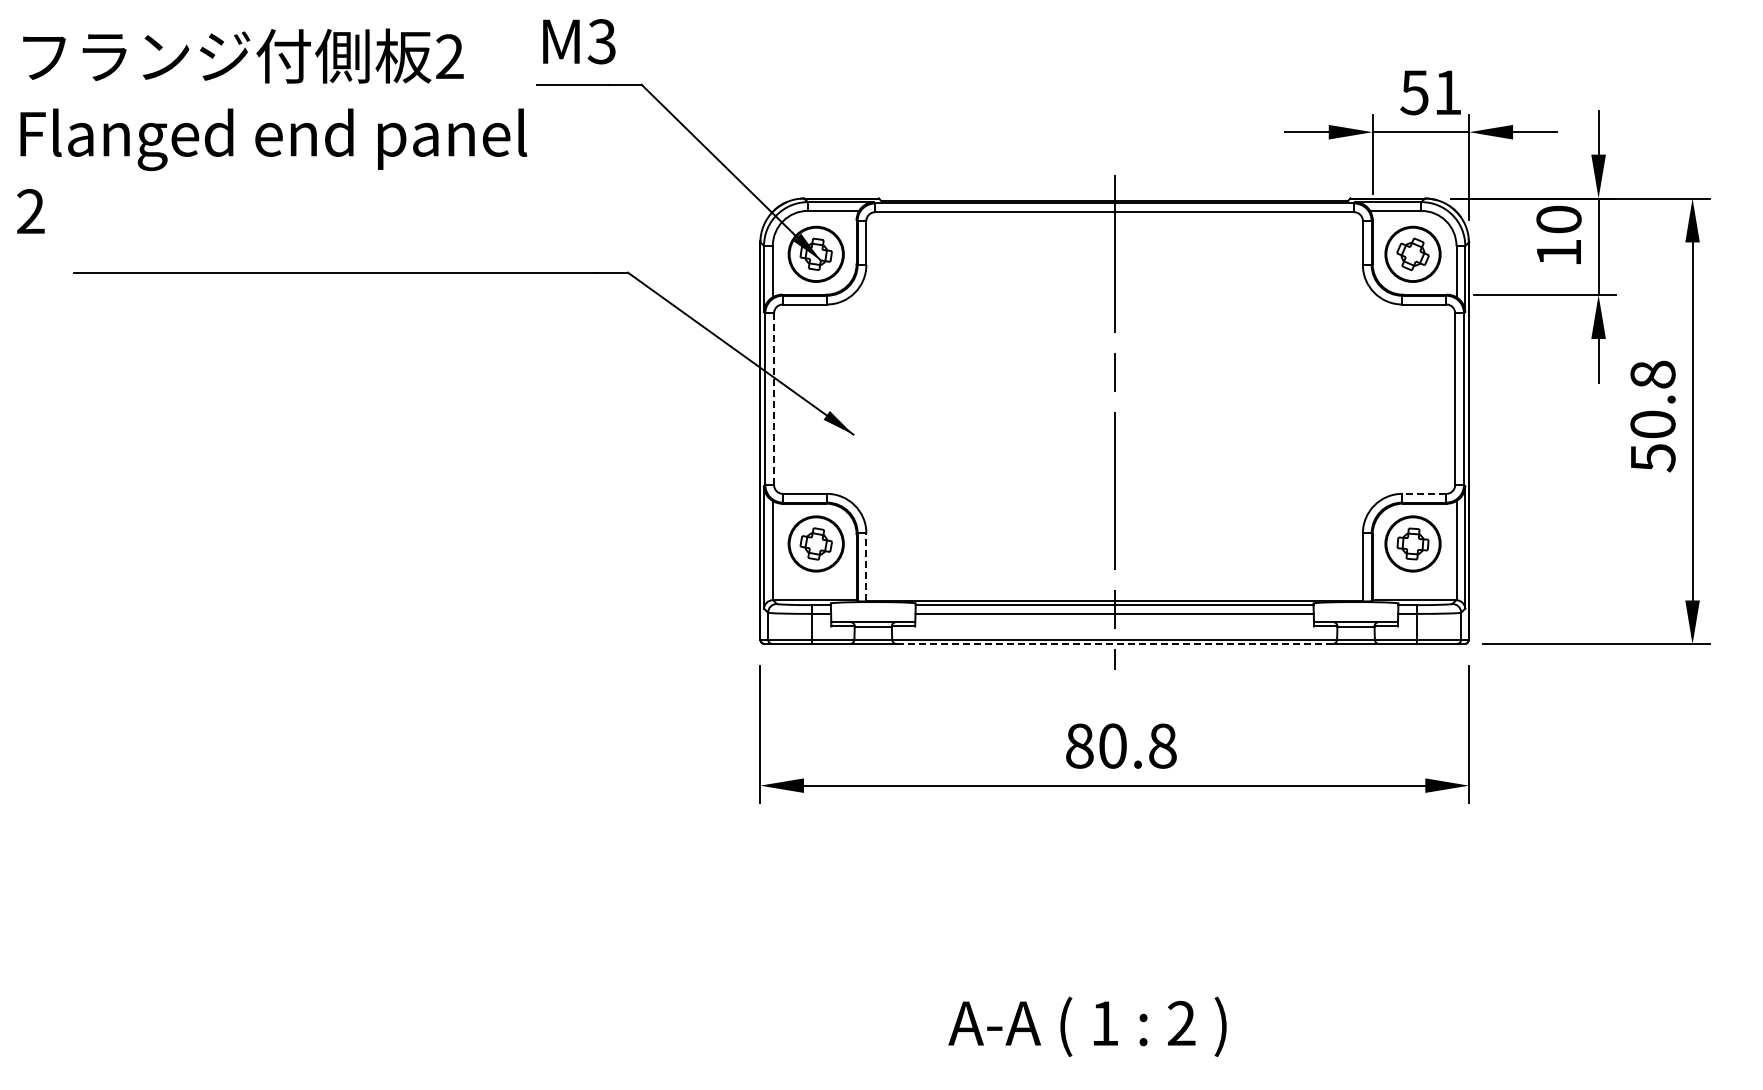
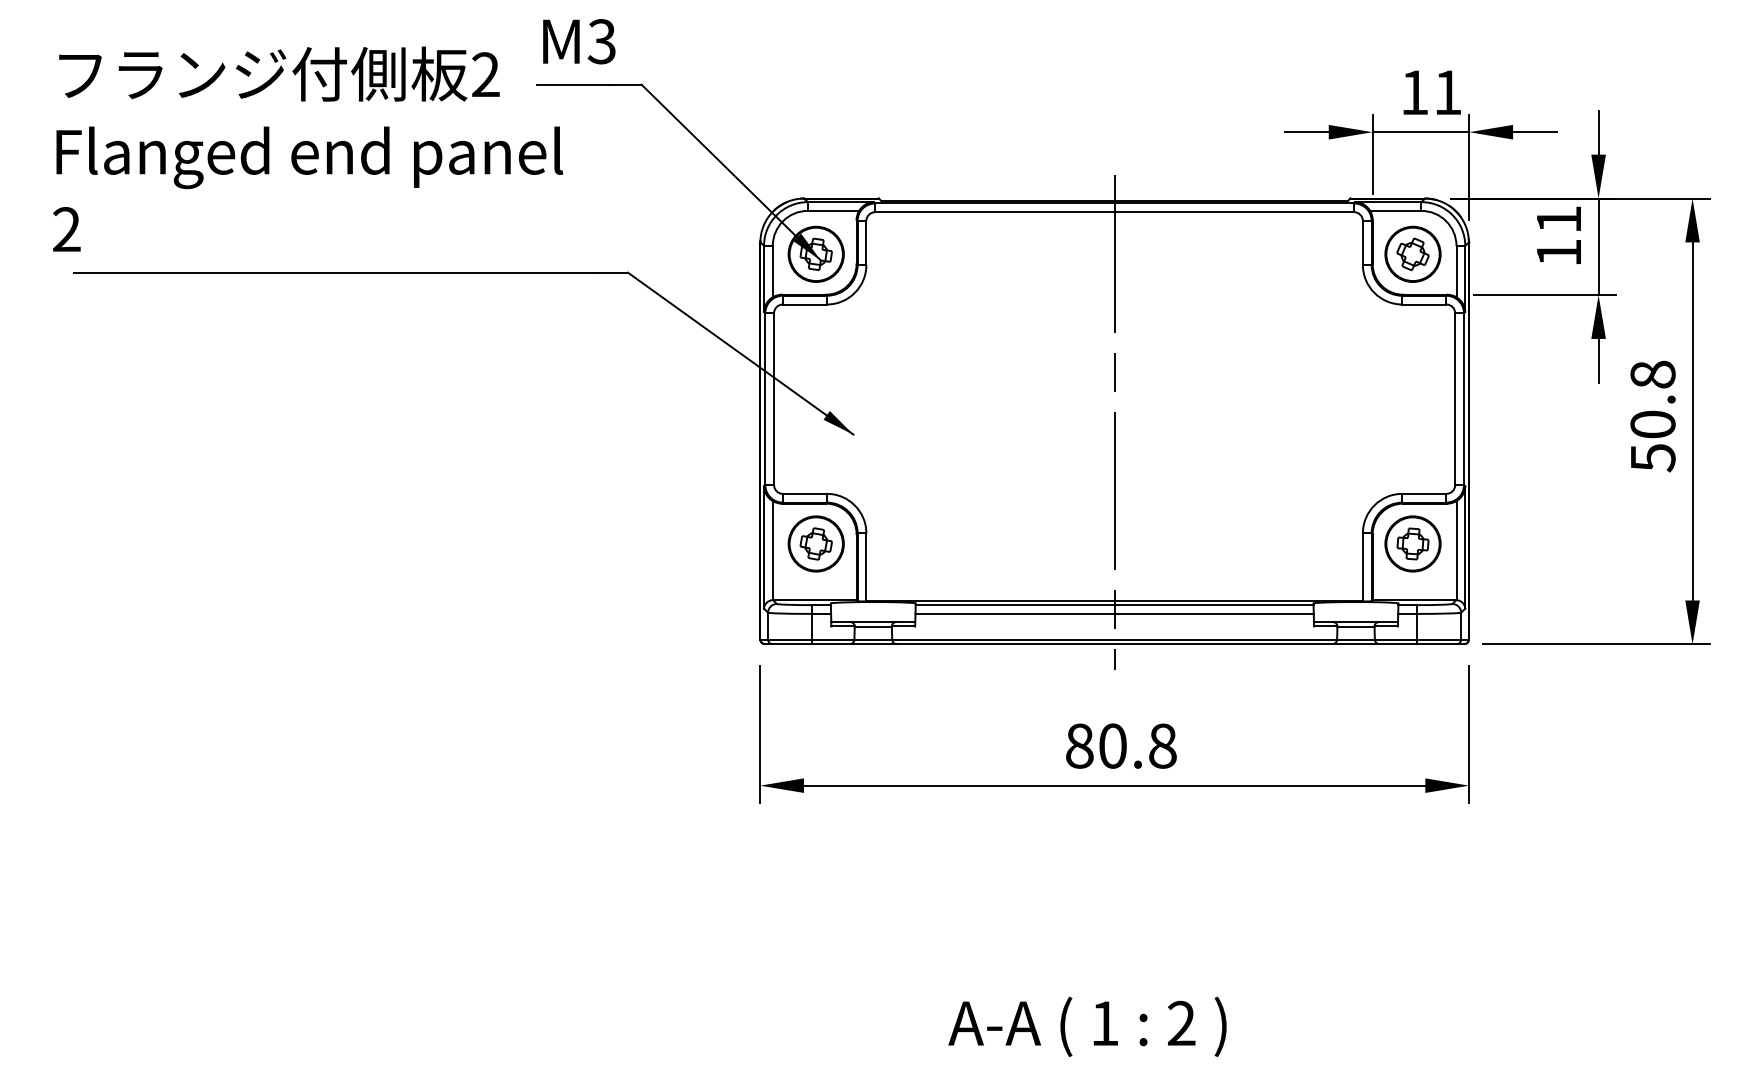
text: 51 -> 11 (1414, 92)
text position: (272, 130) -> (308, 148) (308, 148)
text: 10 -> 11 (1558, 219)
line: dashed -> solid (774, 399)
line: dashed -> solid (1423, 493)
line: dashed -> solid (866, 566)
line: dashed -> solid (1115, 644)
